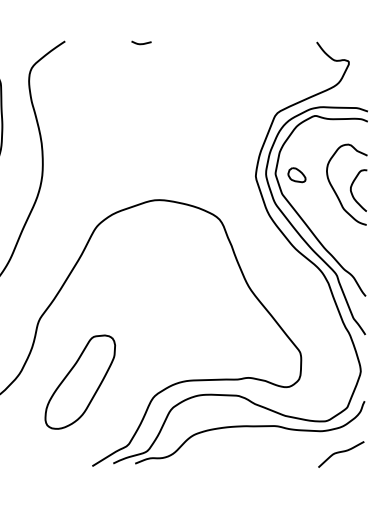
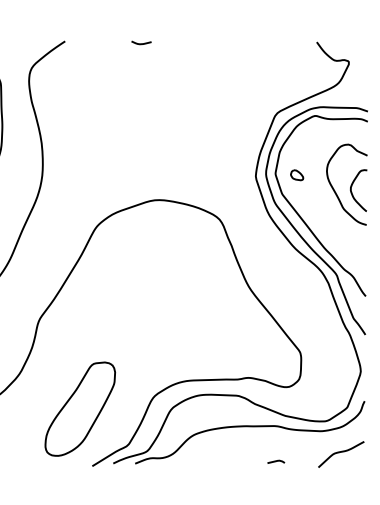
part size: 20x17 px -> 15x13 px (297, 175)
part position: (80, 381) -> (80, 408) (80, 408)
curve: none -> present (276, 461)
